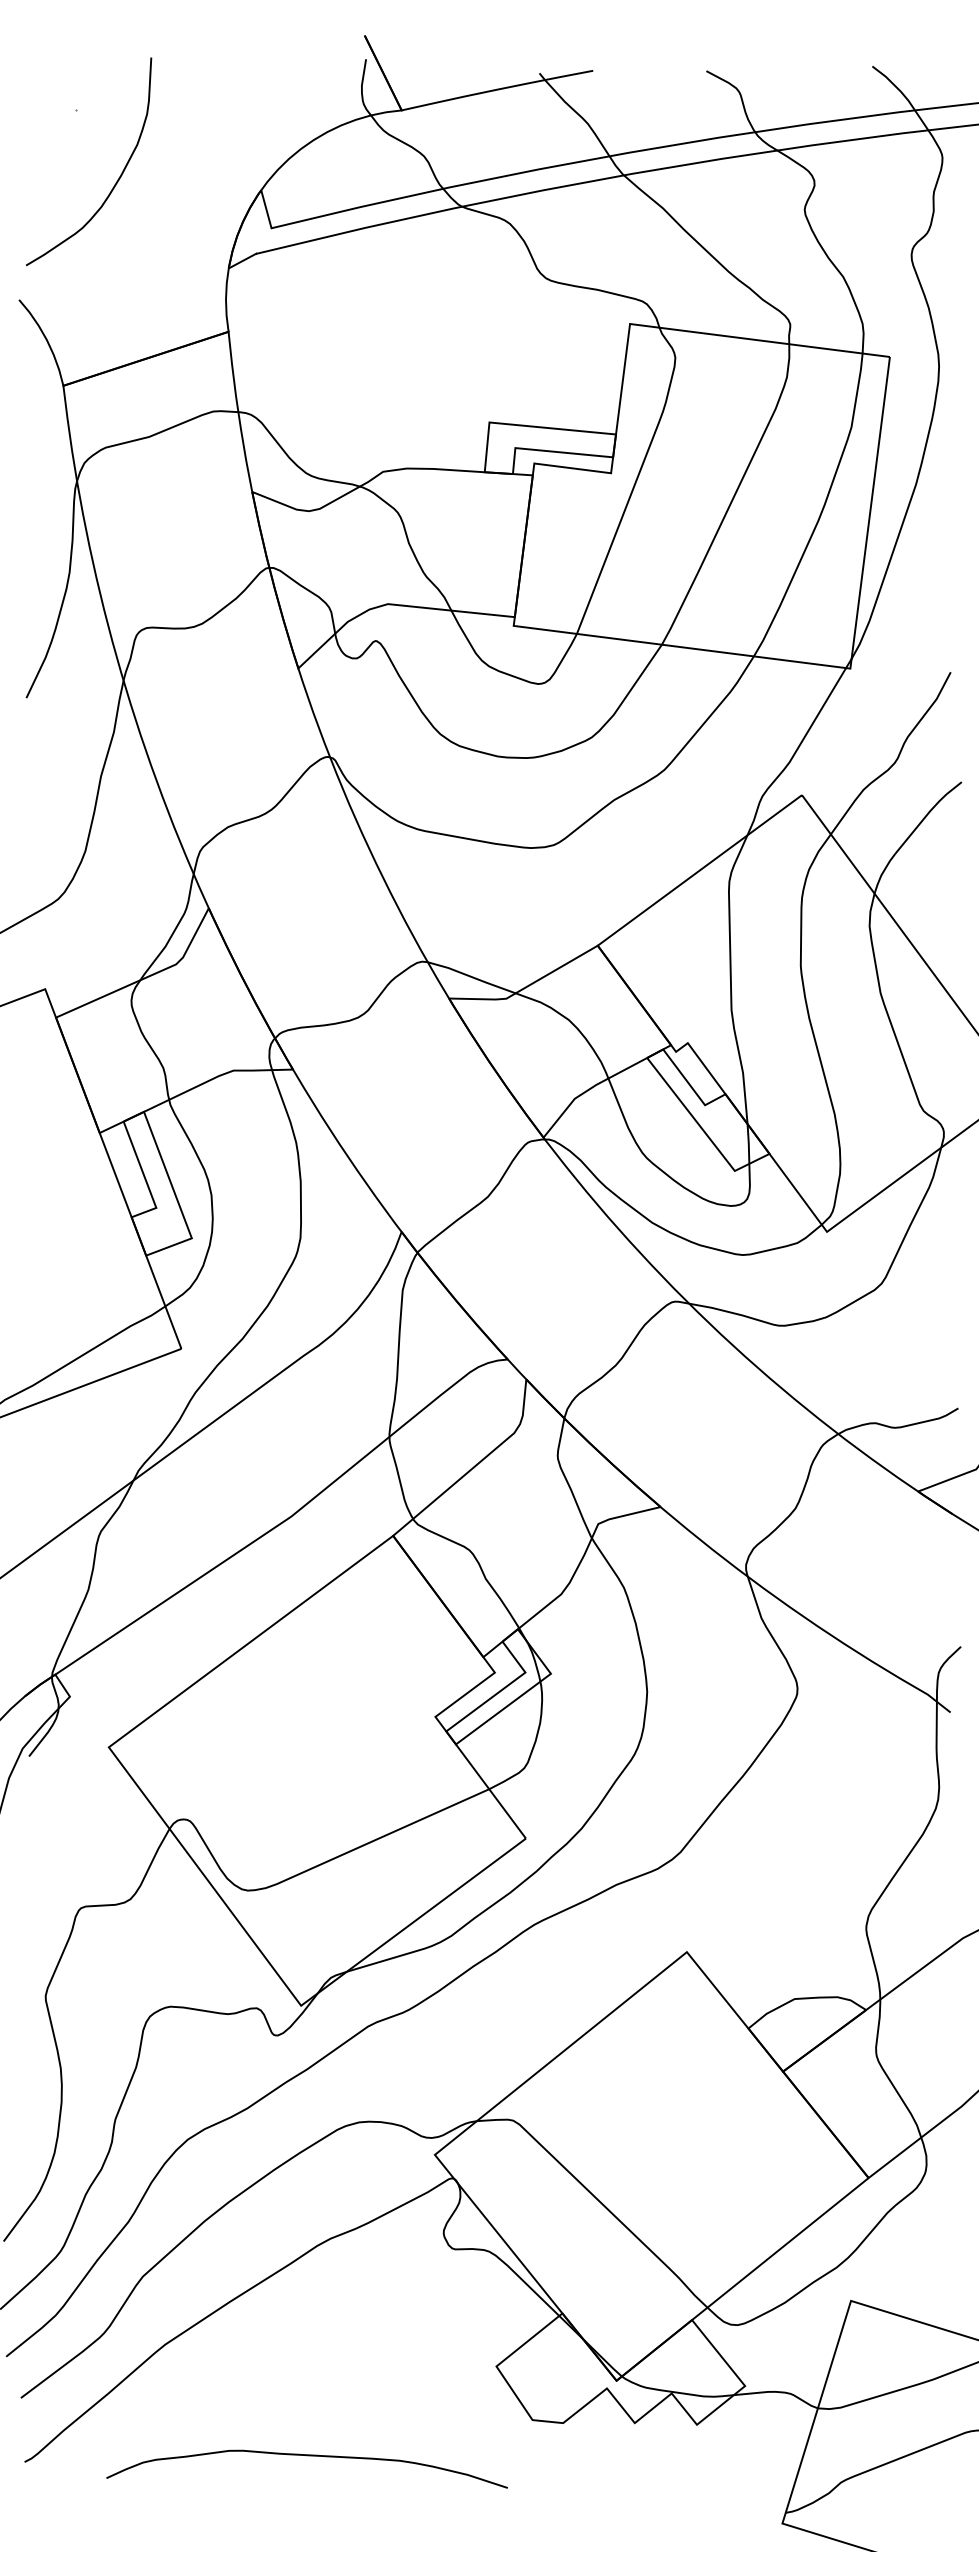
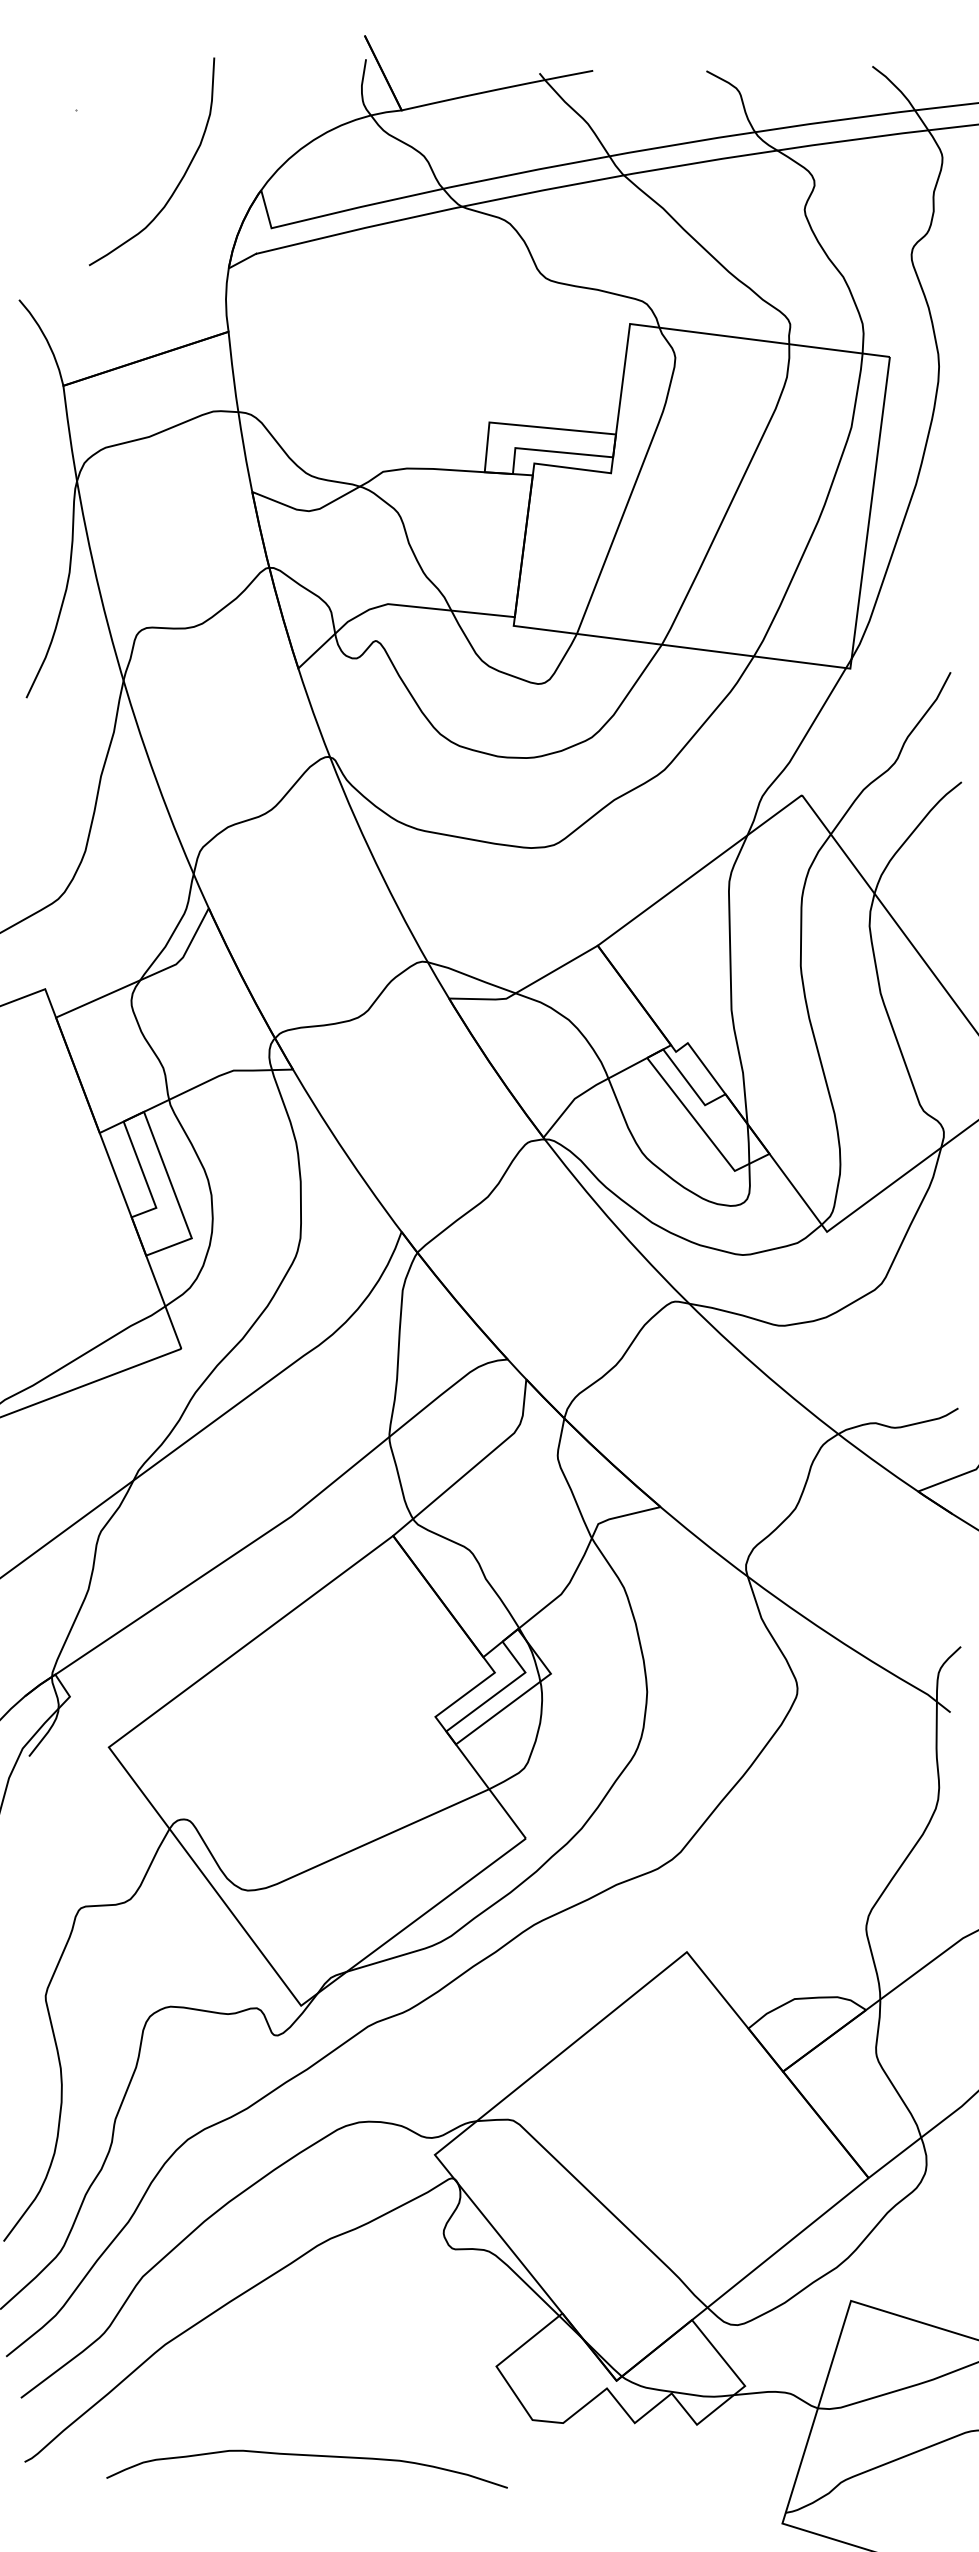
curve position: (117, 179) -> (180, 179) (180, 179)
